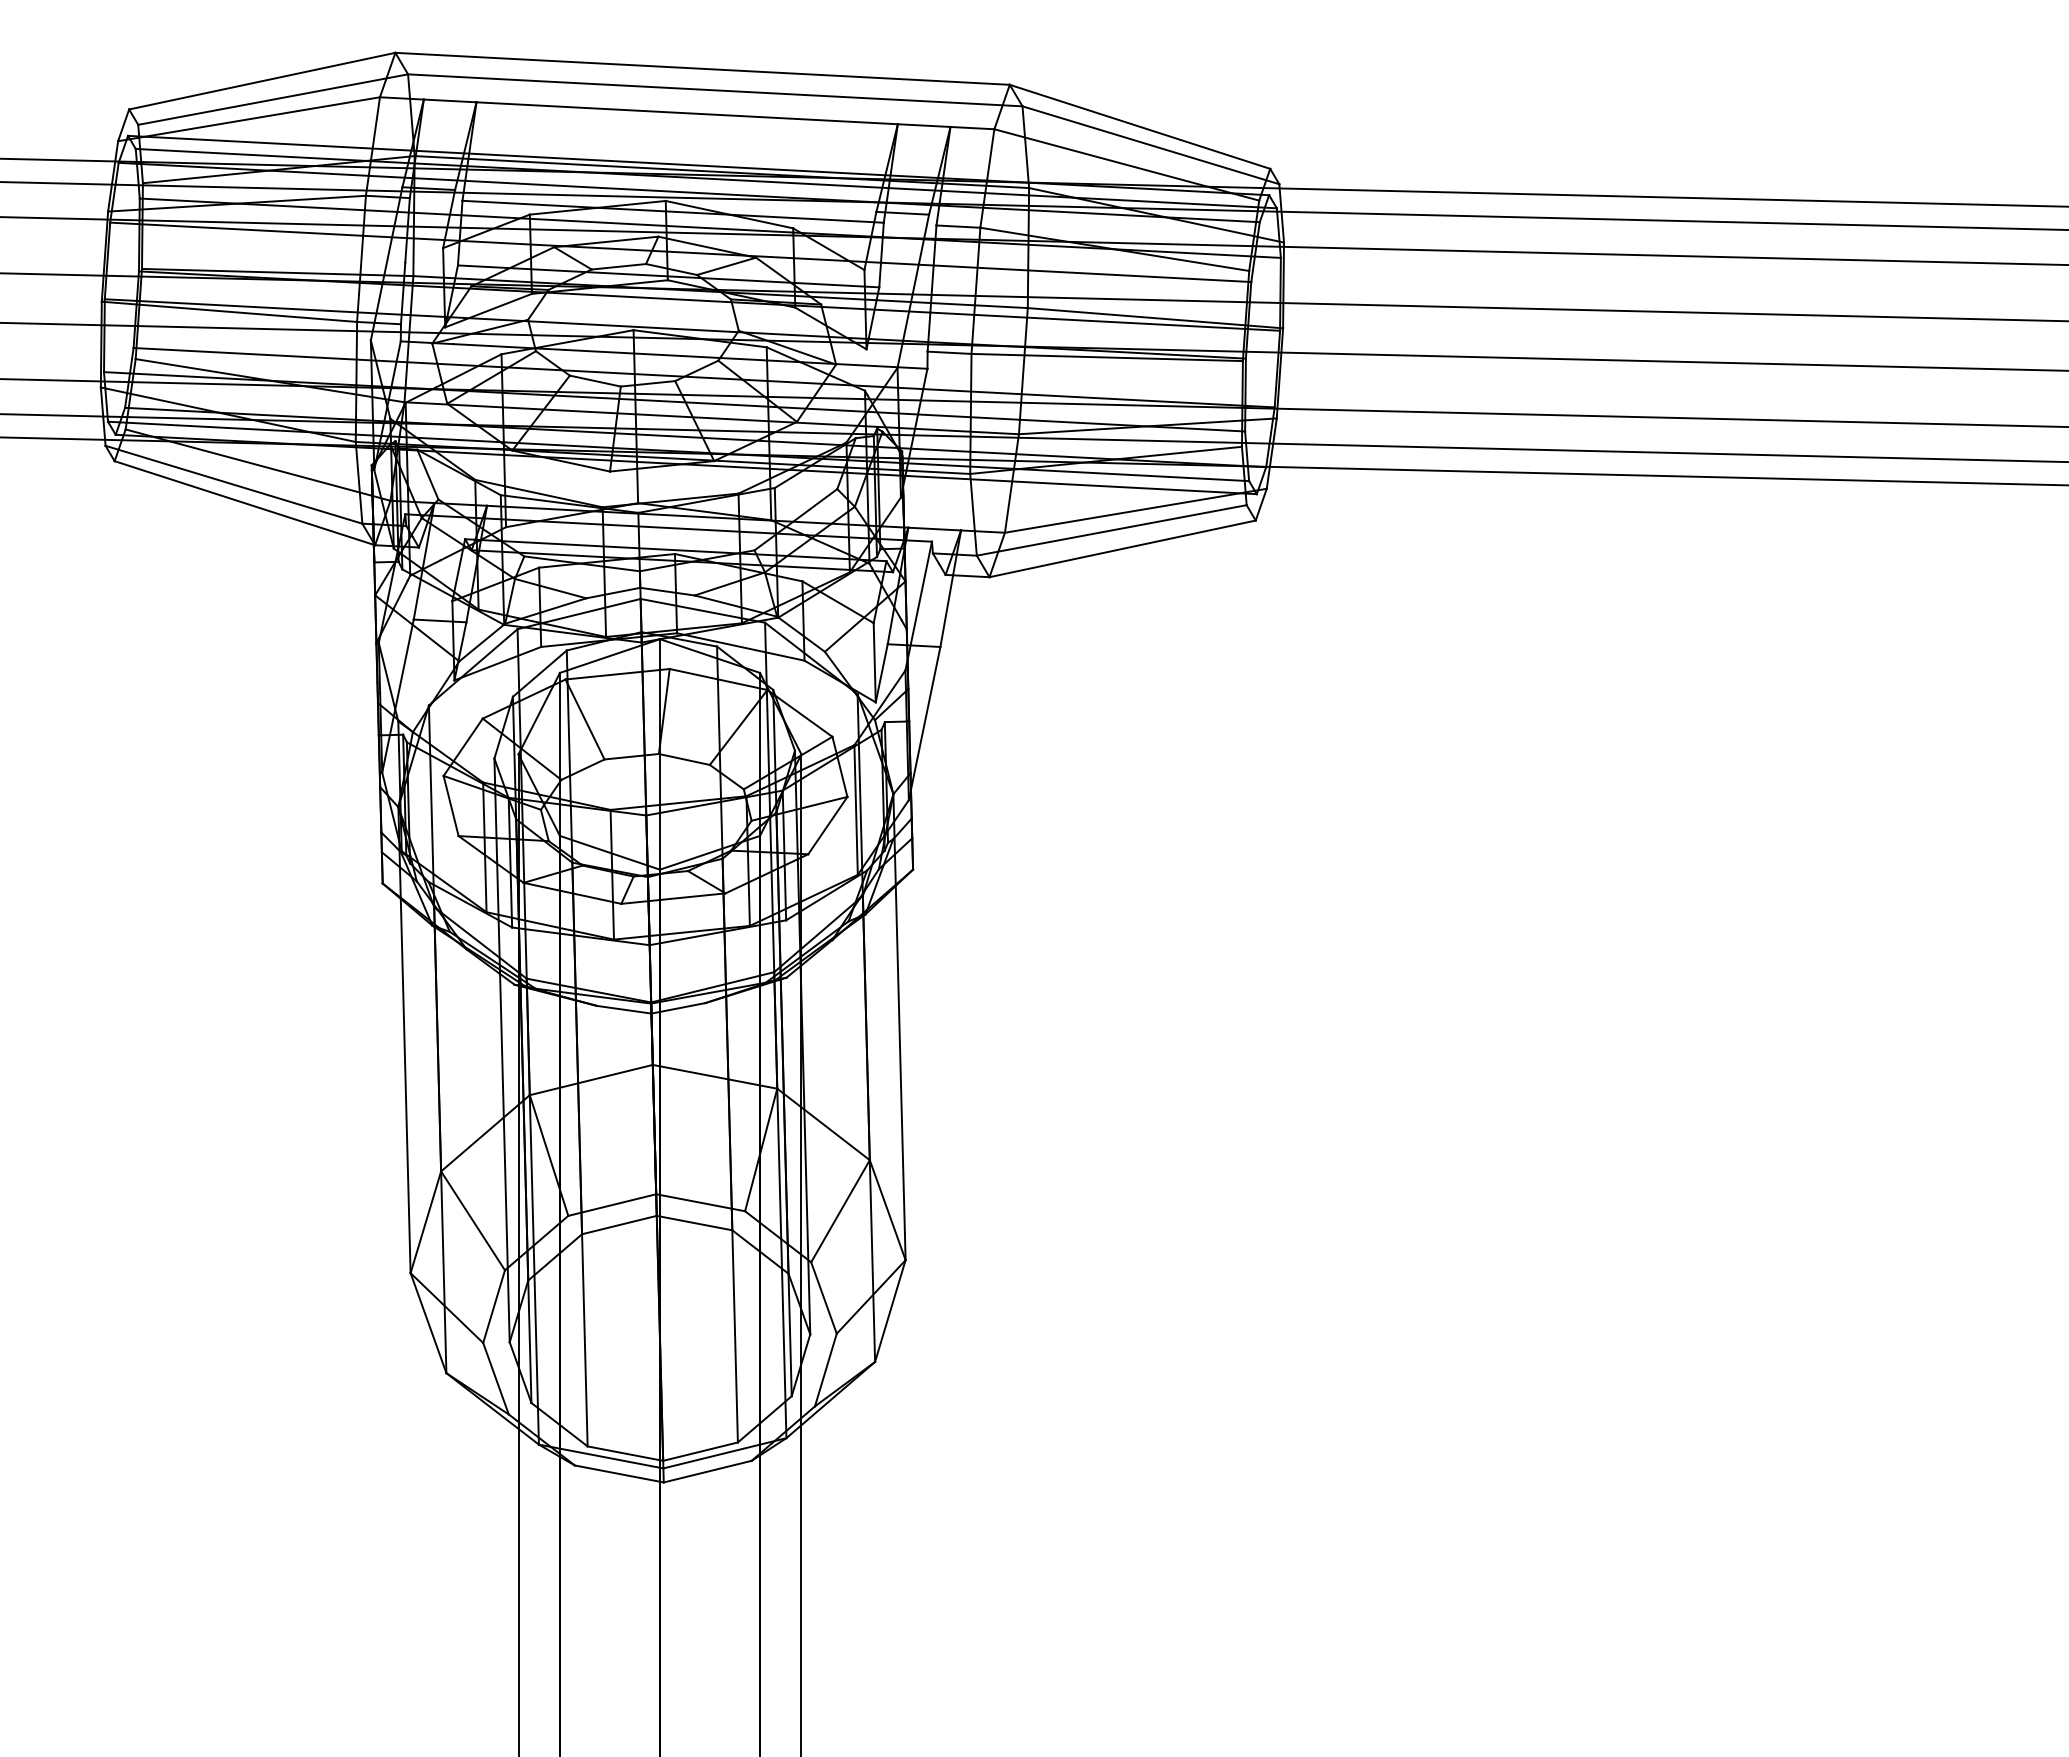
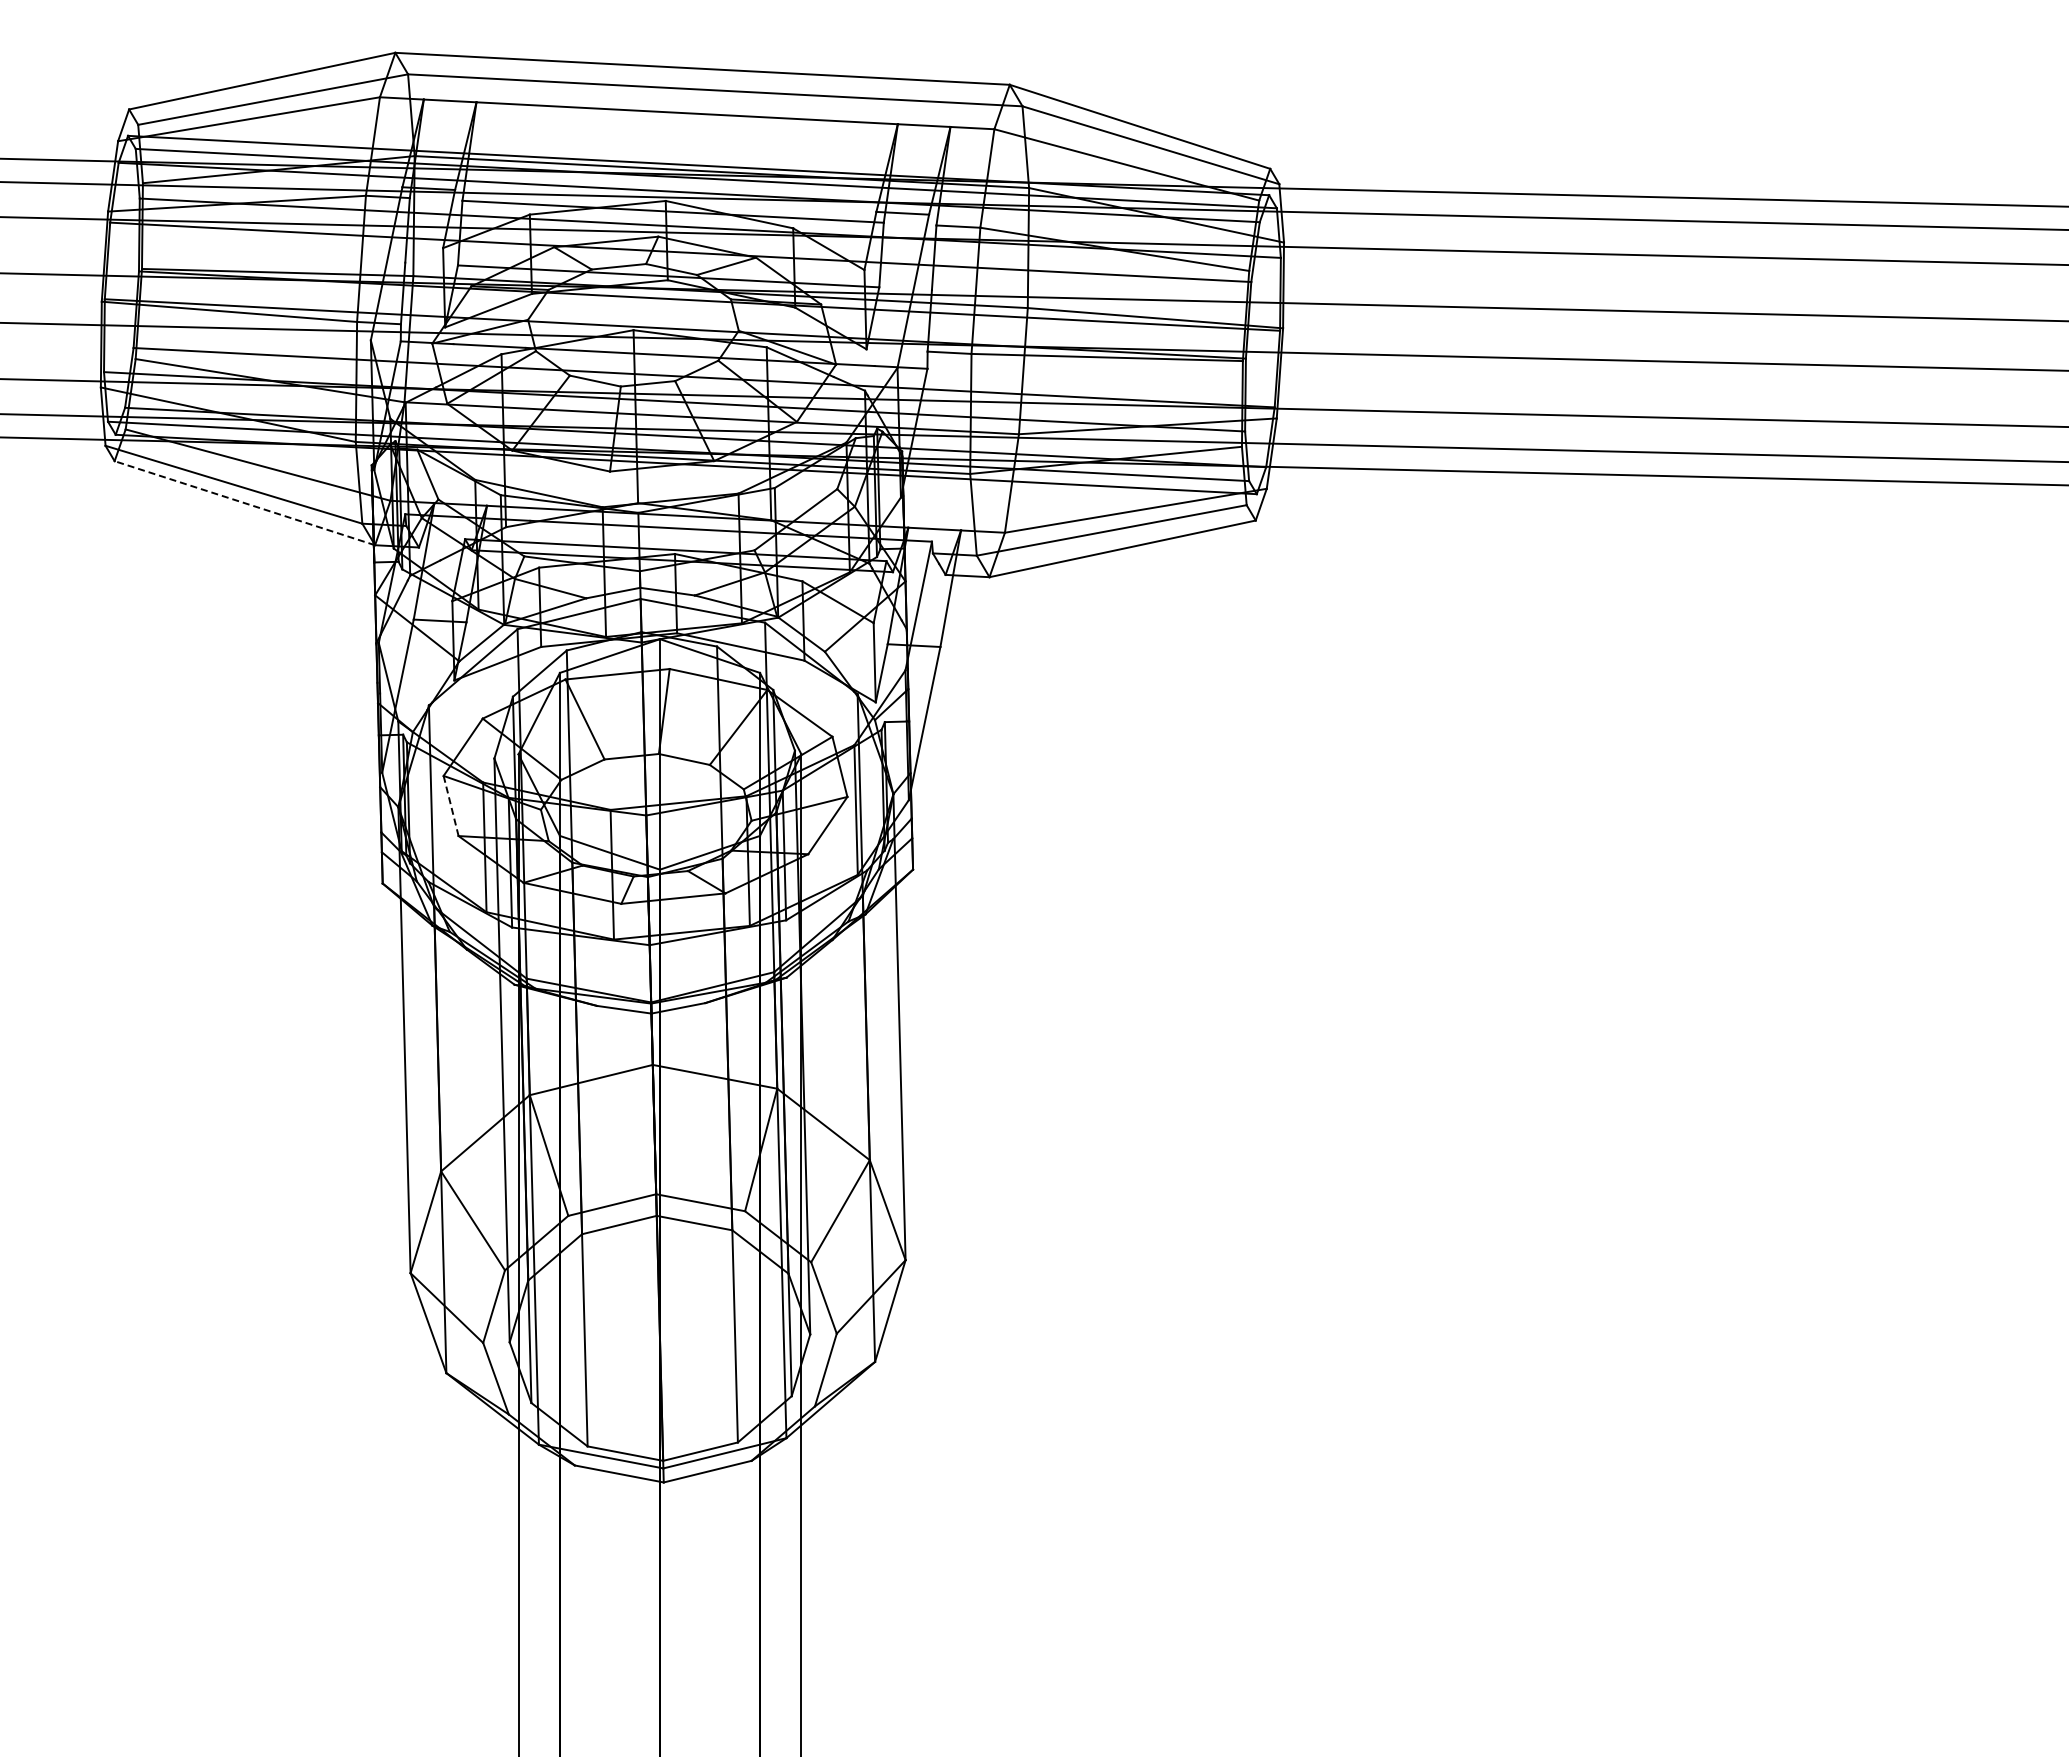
line: solid -> dashed (244, 503)
line: solid -> dashed (451, 806)
